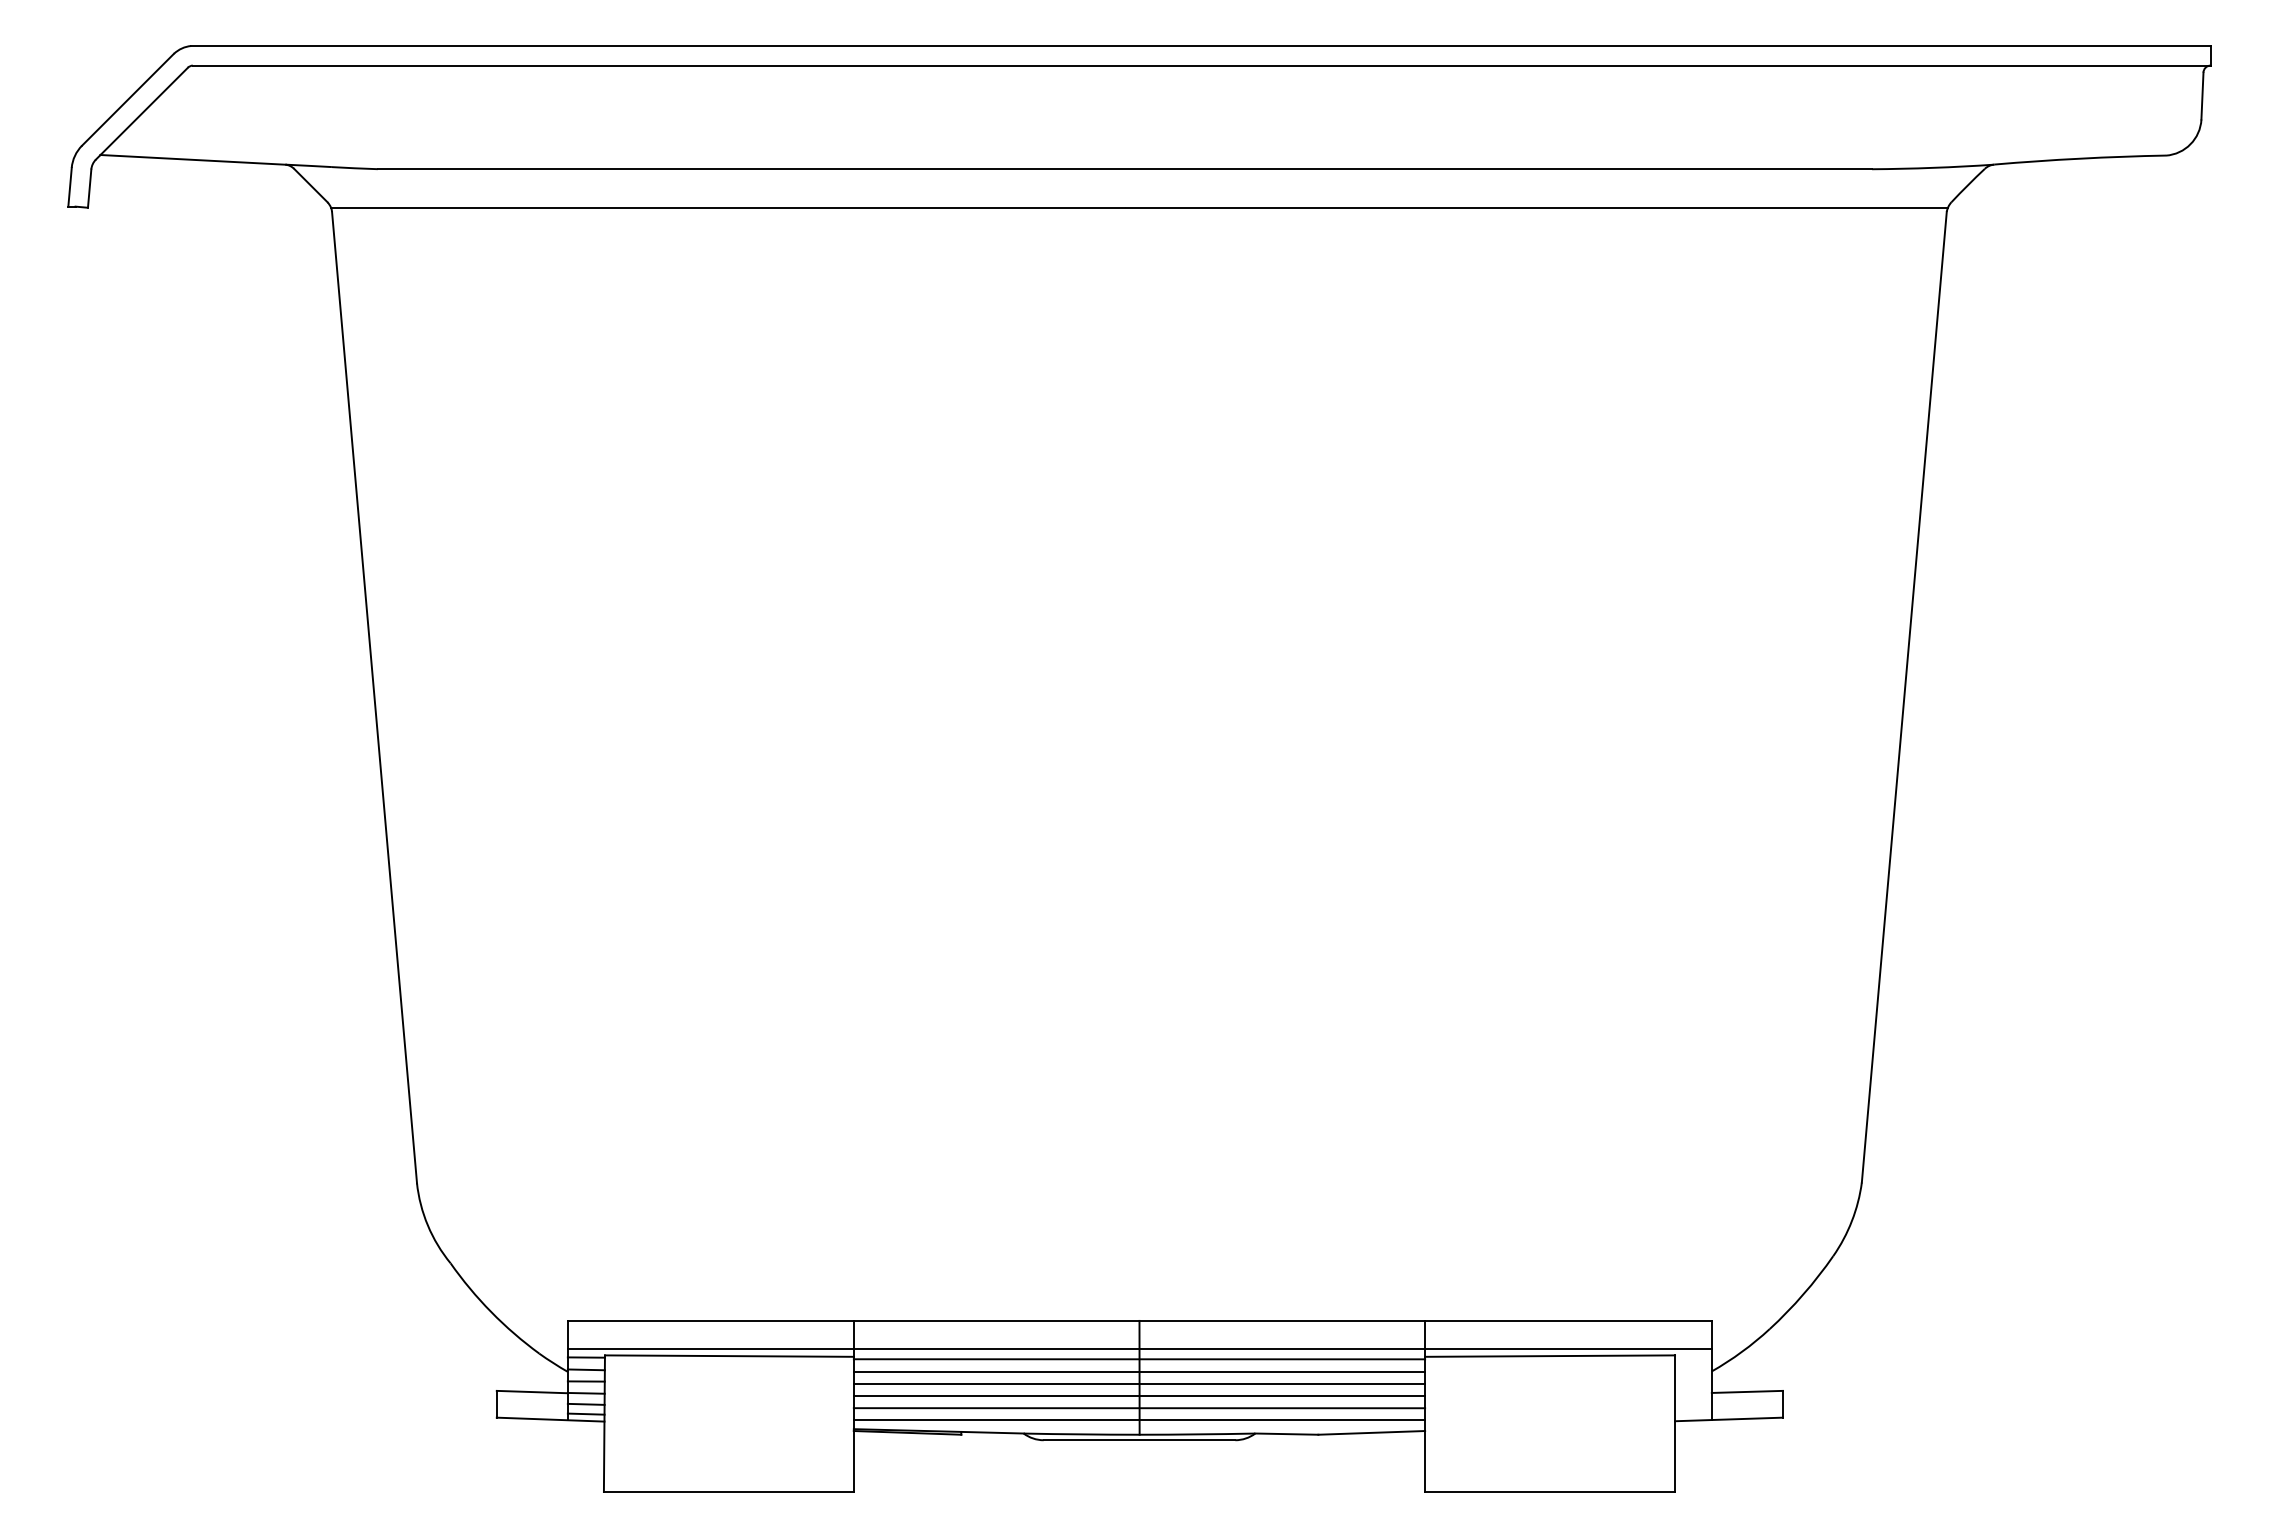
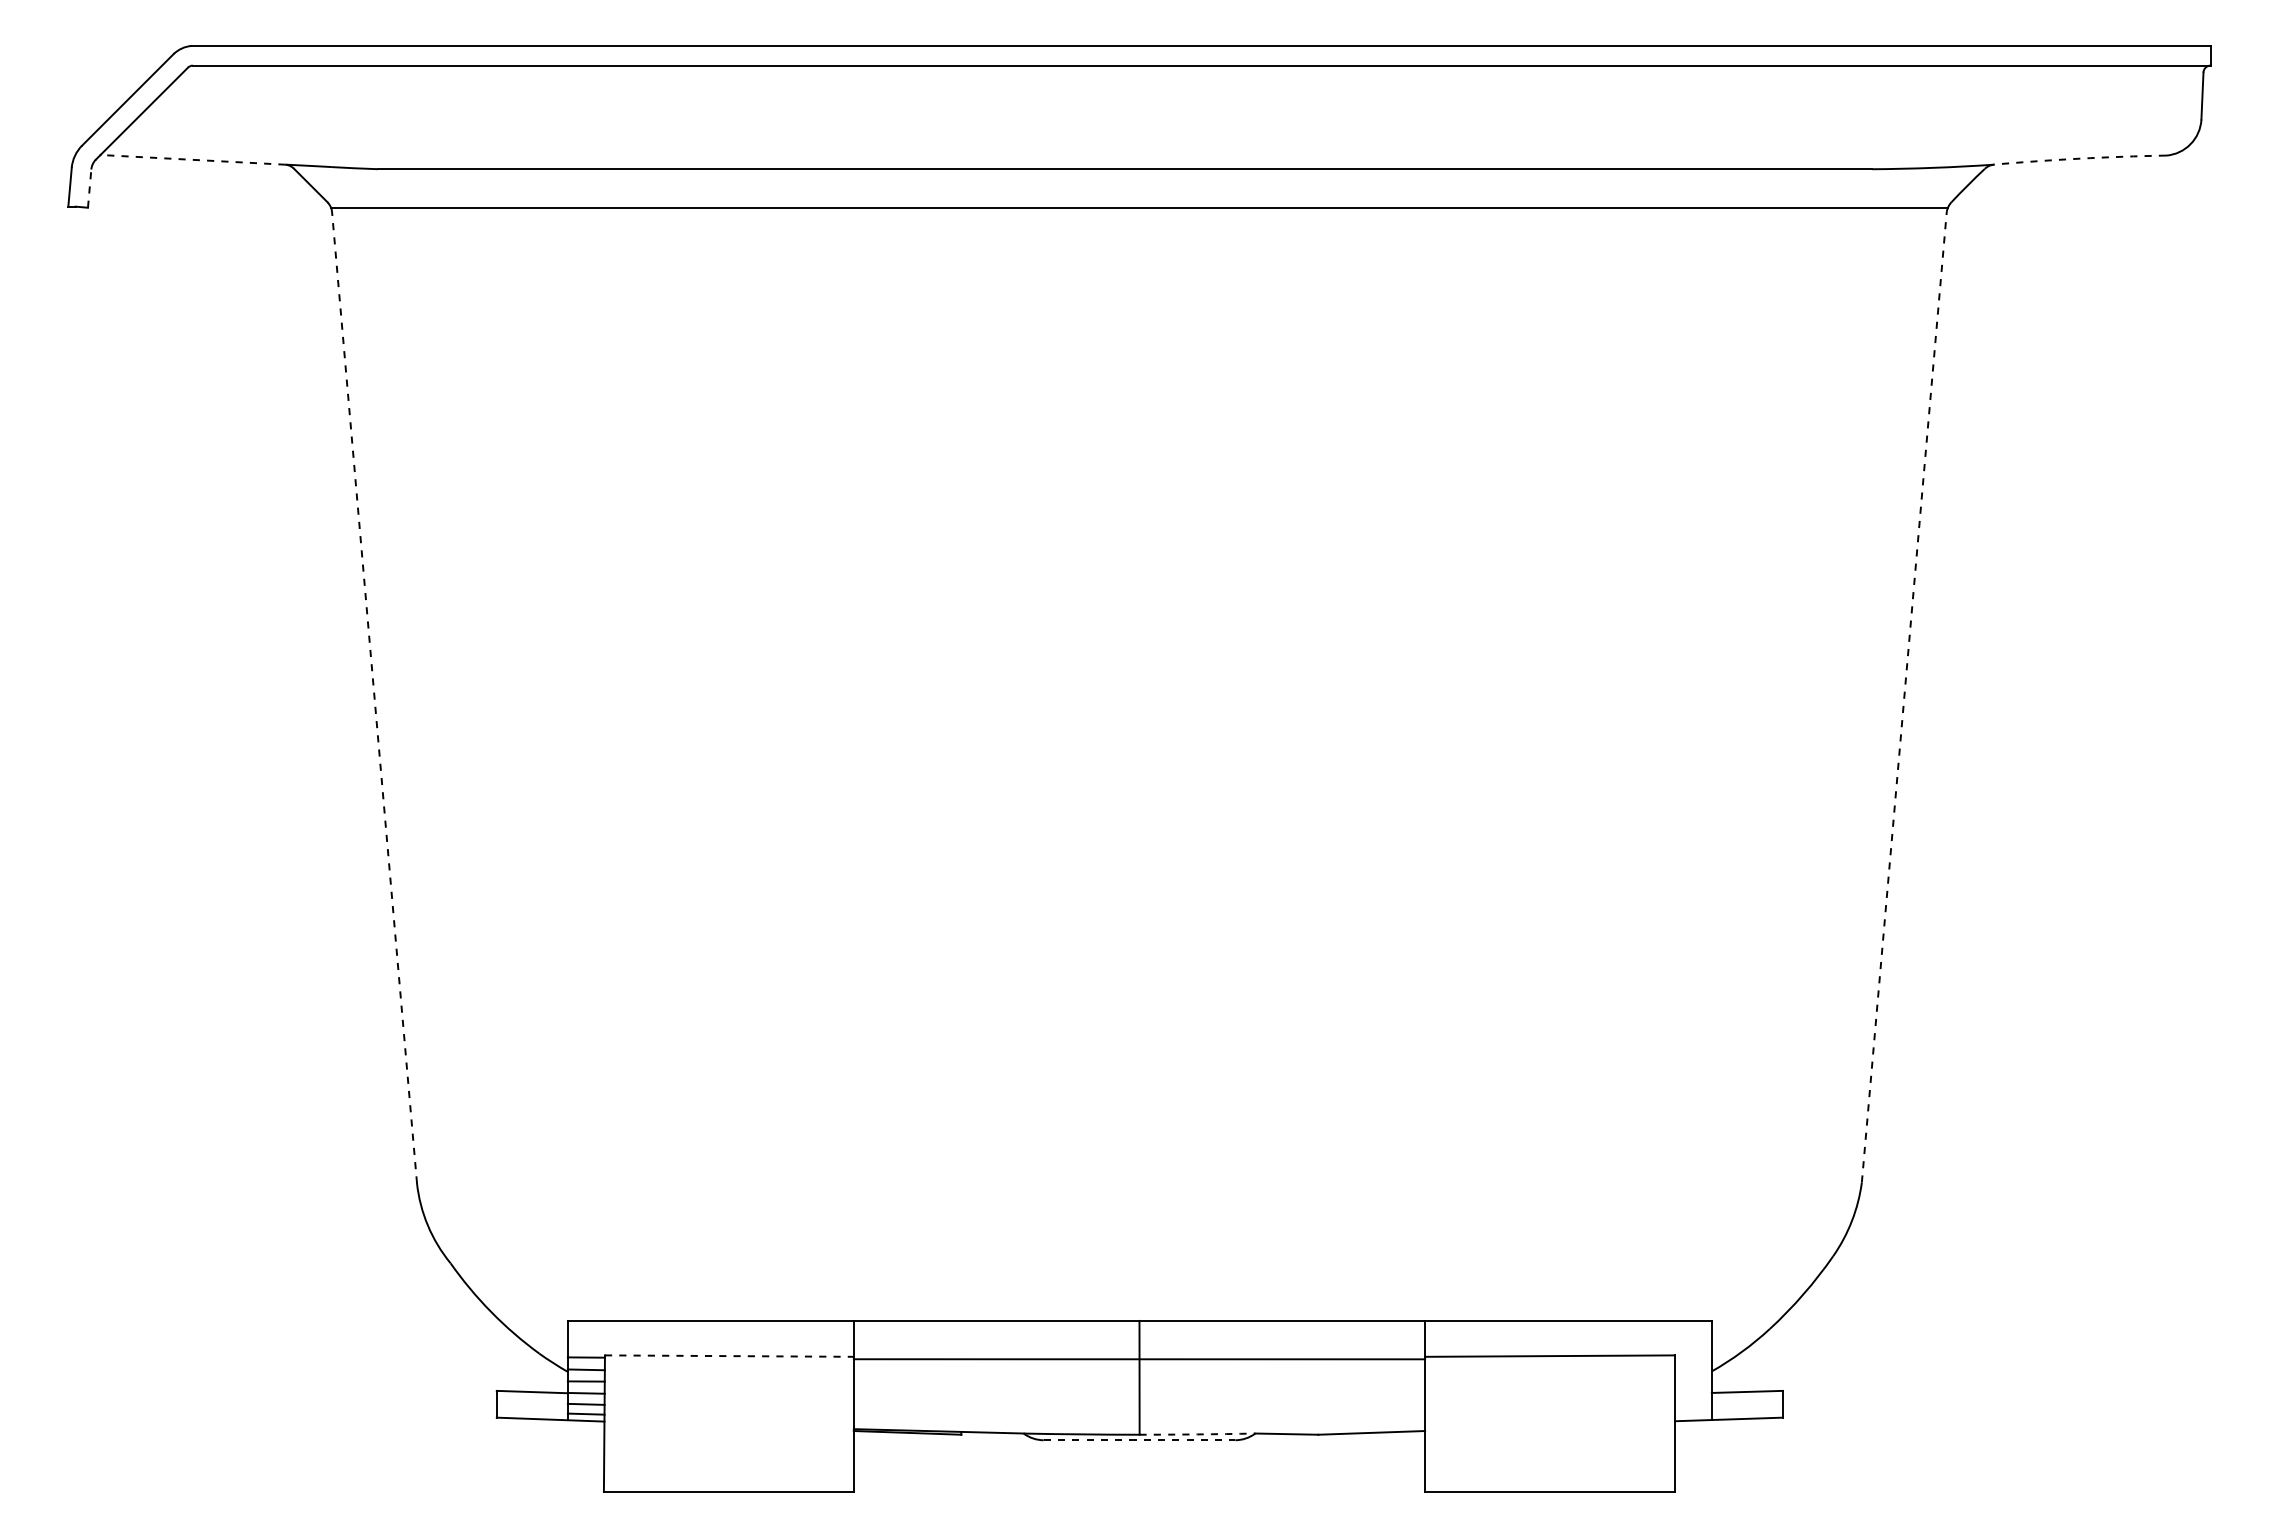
arc: solid -> dashed (2080, 158)
line: solid -> dashed (193, 159)
line: solid -> dashed (89, 188)
line: solid -> dashed (1904, 696)
line: solid -> dashed (374, 697)
line: present -> none (1139, 1349)
line: solid -> dashed (729, 1356)
line: present -> none (1139, 1371)
line: present -> none (1139, 1383)
line: present -> none (1139, 1396)
line: present -> none (1139, 1408)
line: present -> none (1139, 1419)
arc: solid -> dashed (1197, 1434)
line: solid -> dashed (1139, 1440)
